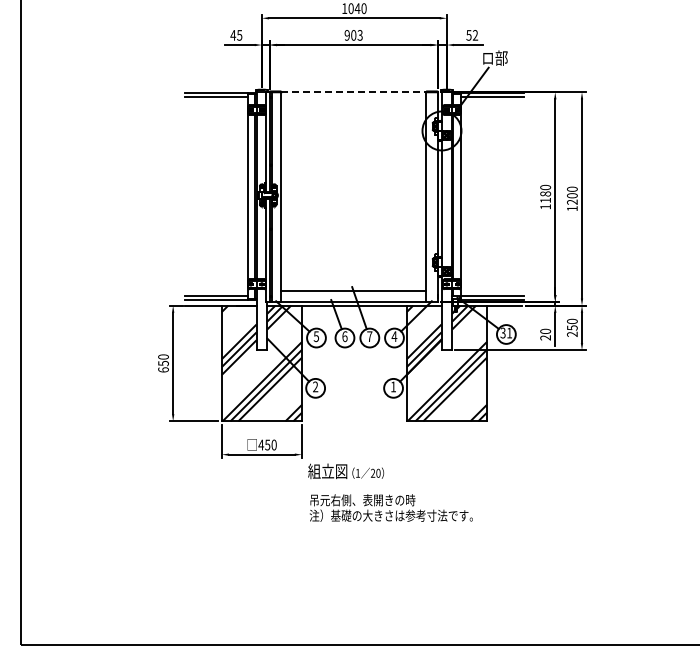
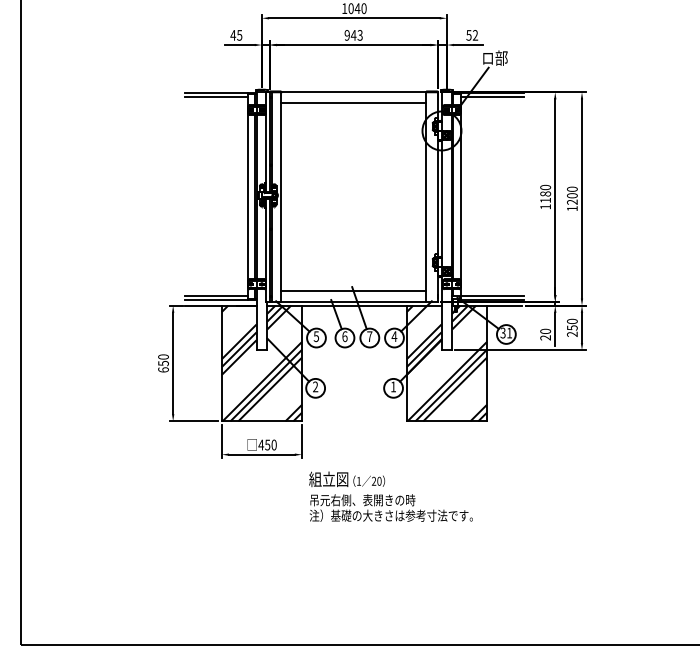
text: 903 -> 943 (353, 35)
line: dashed -> solid (354, 92)
line: none -> present (353, 102)
text position: (346, 470) -> (347, 478) (347, 478)
